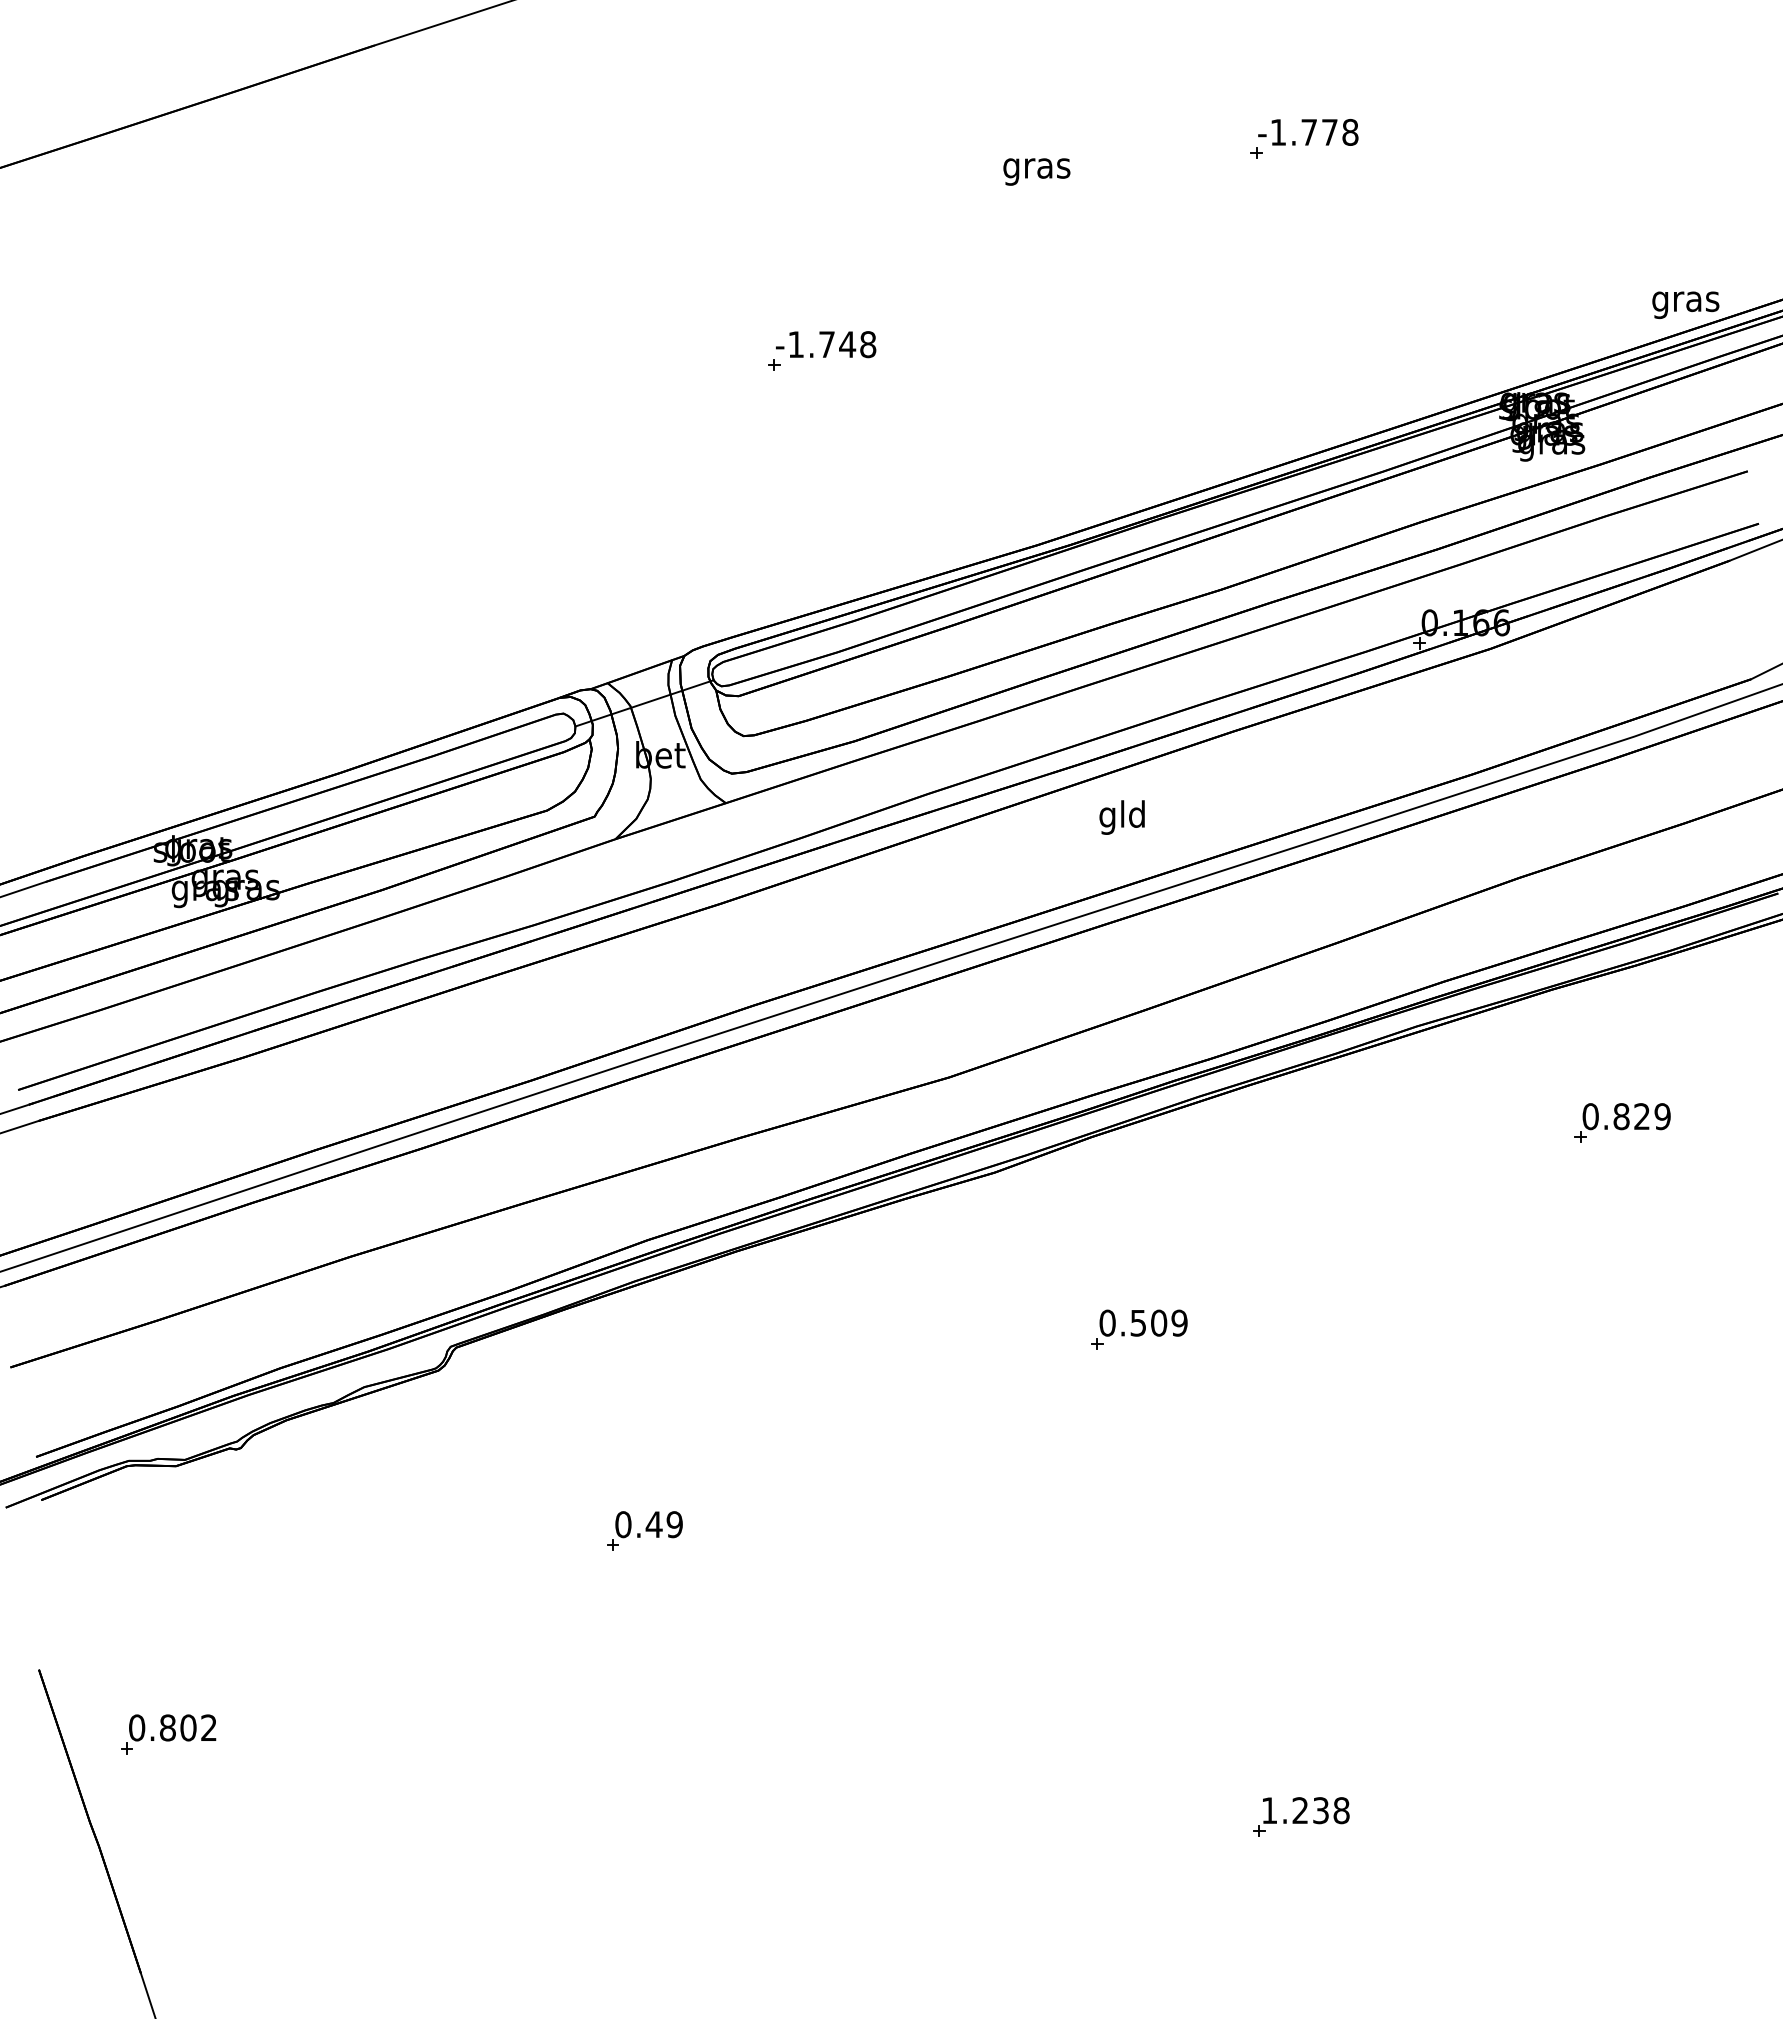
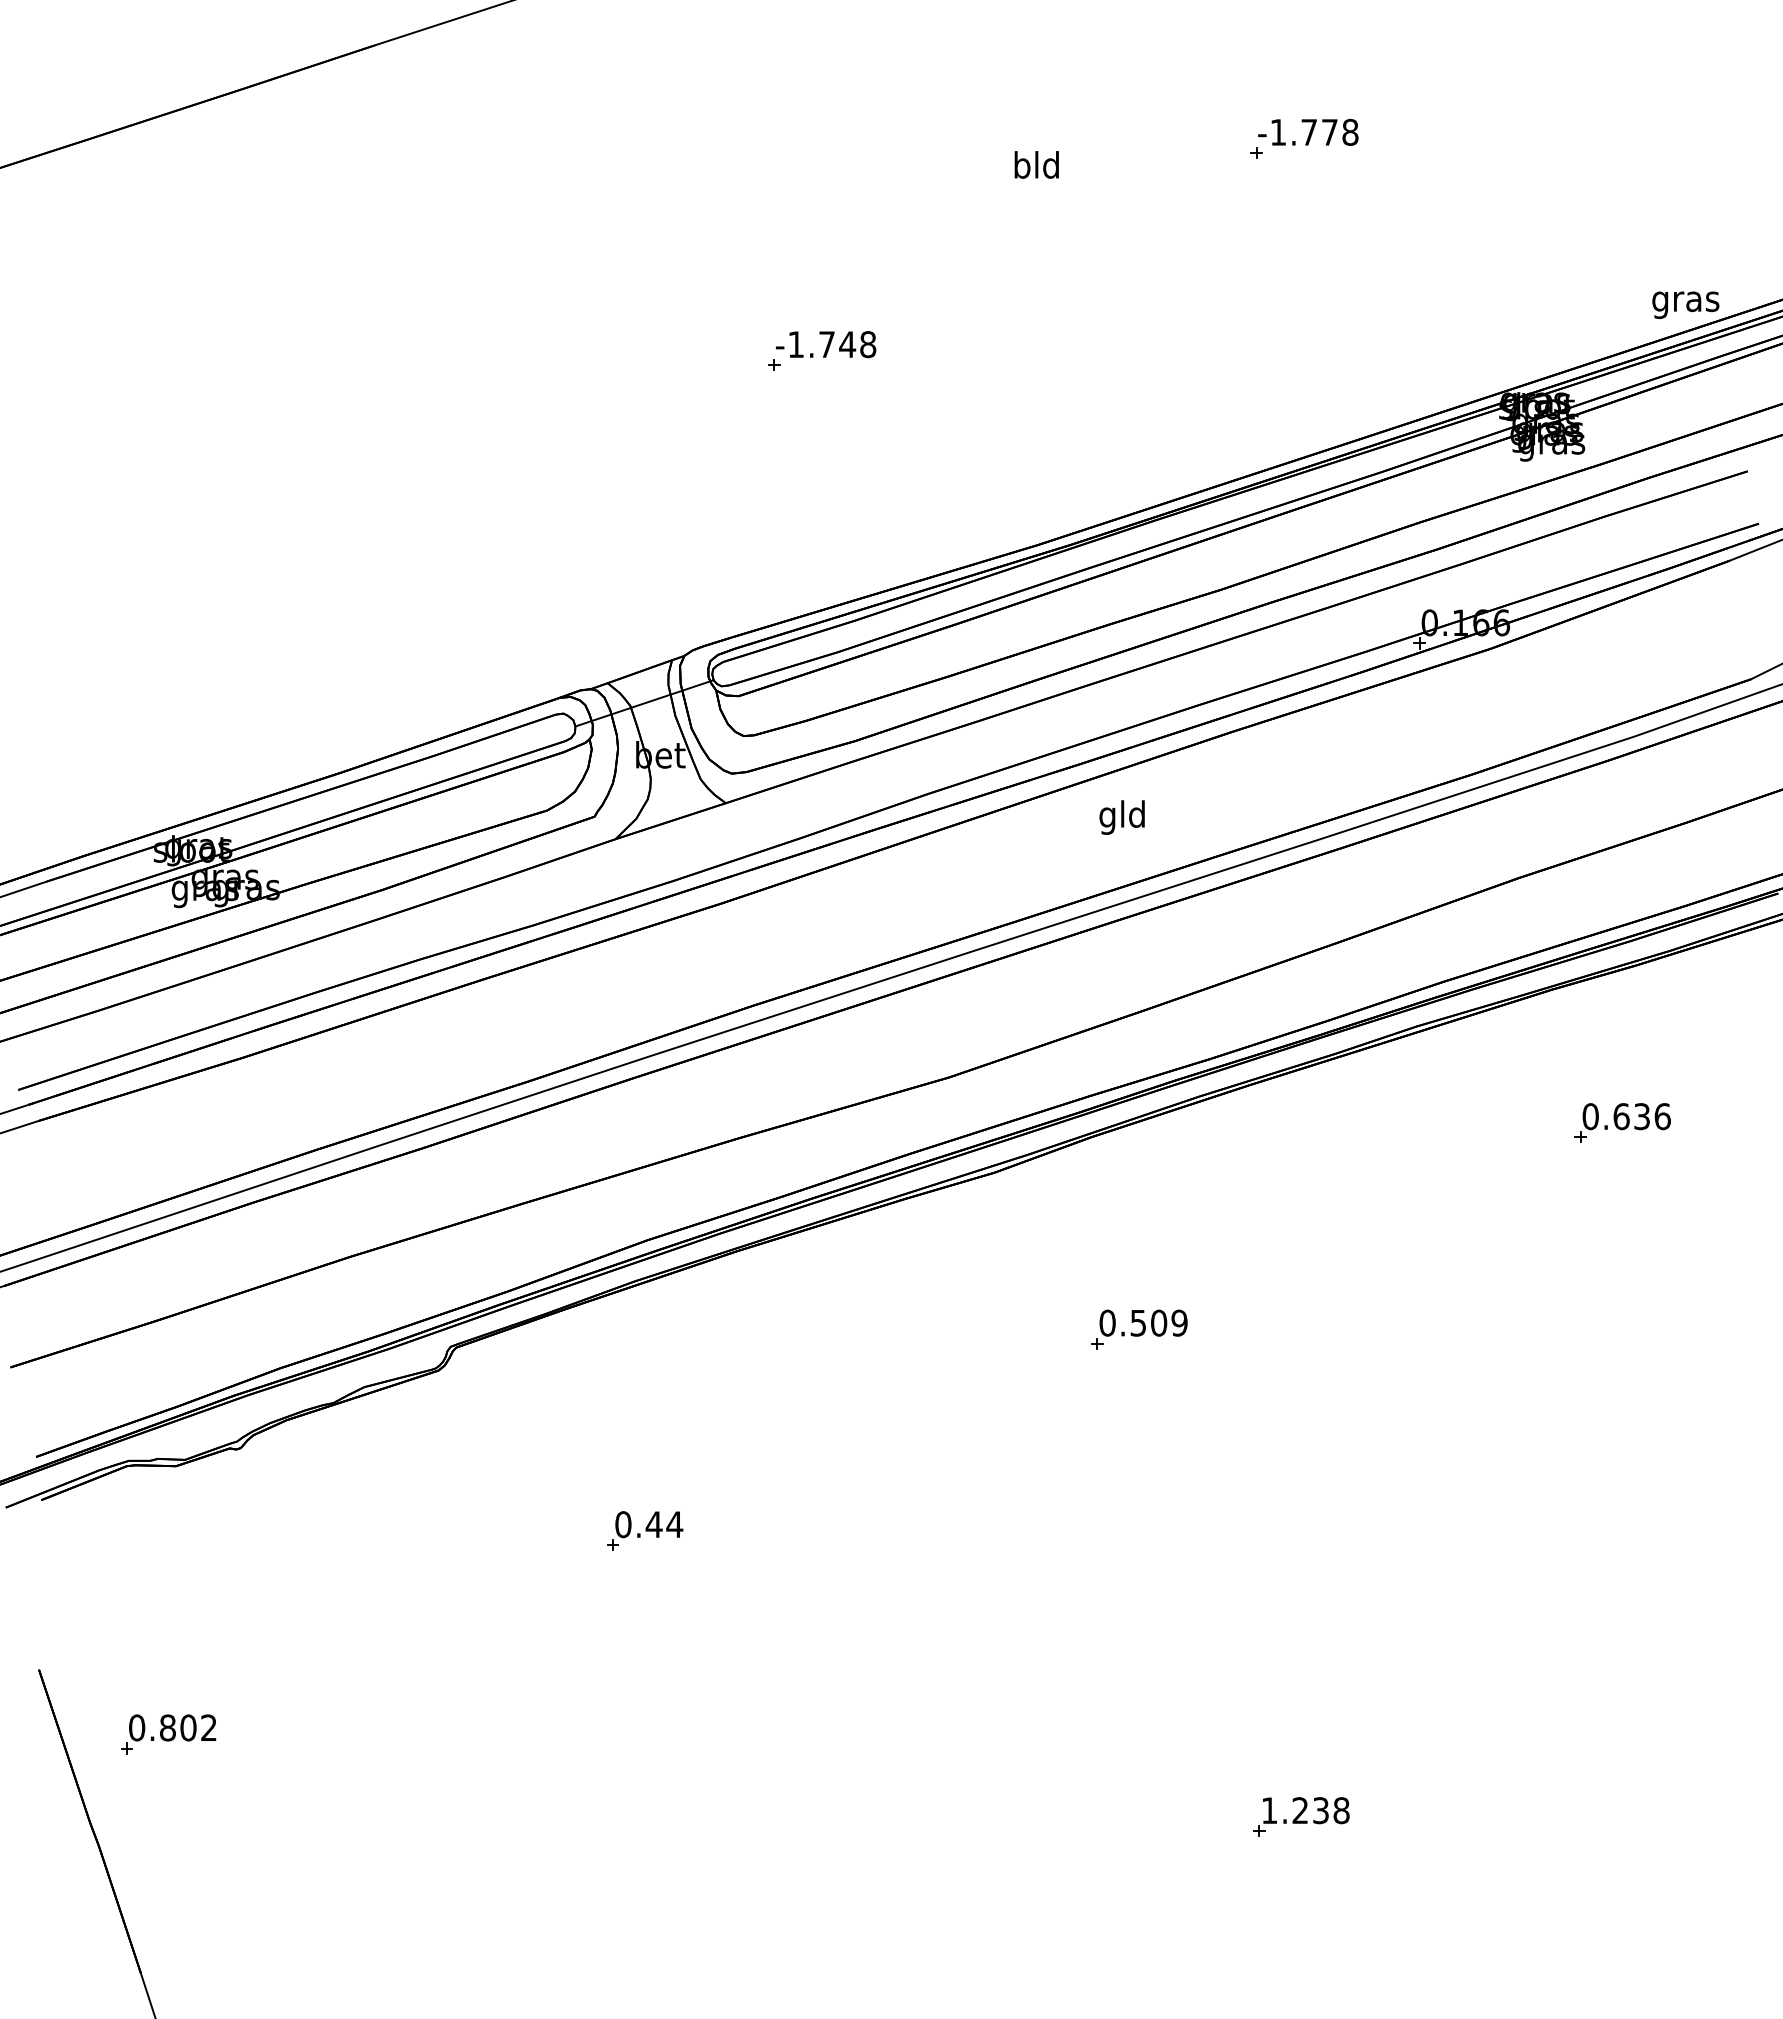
text: gras -> bld (1036, 168)
text: 0.829 -> 0.636 (1641, 1116)
text: 0.49 -> 0.44 (674, 1524)
